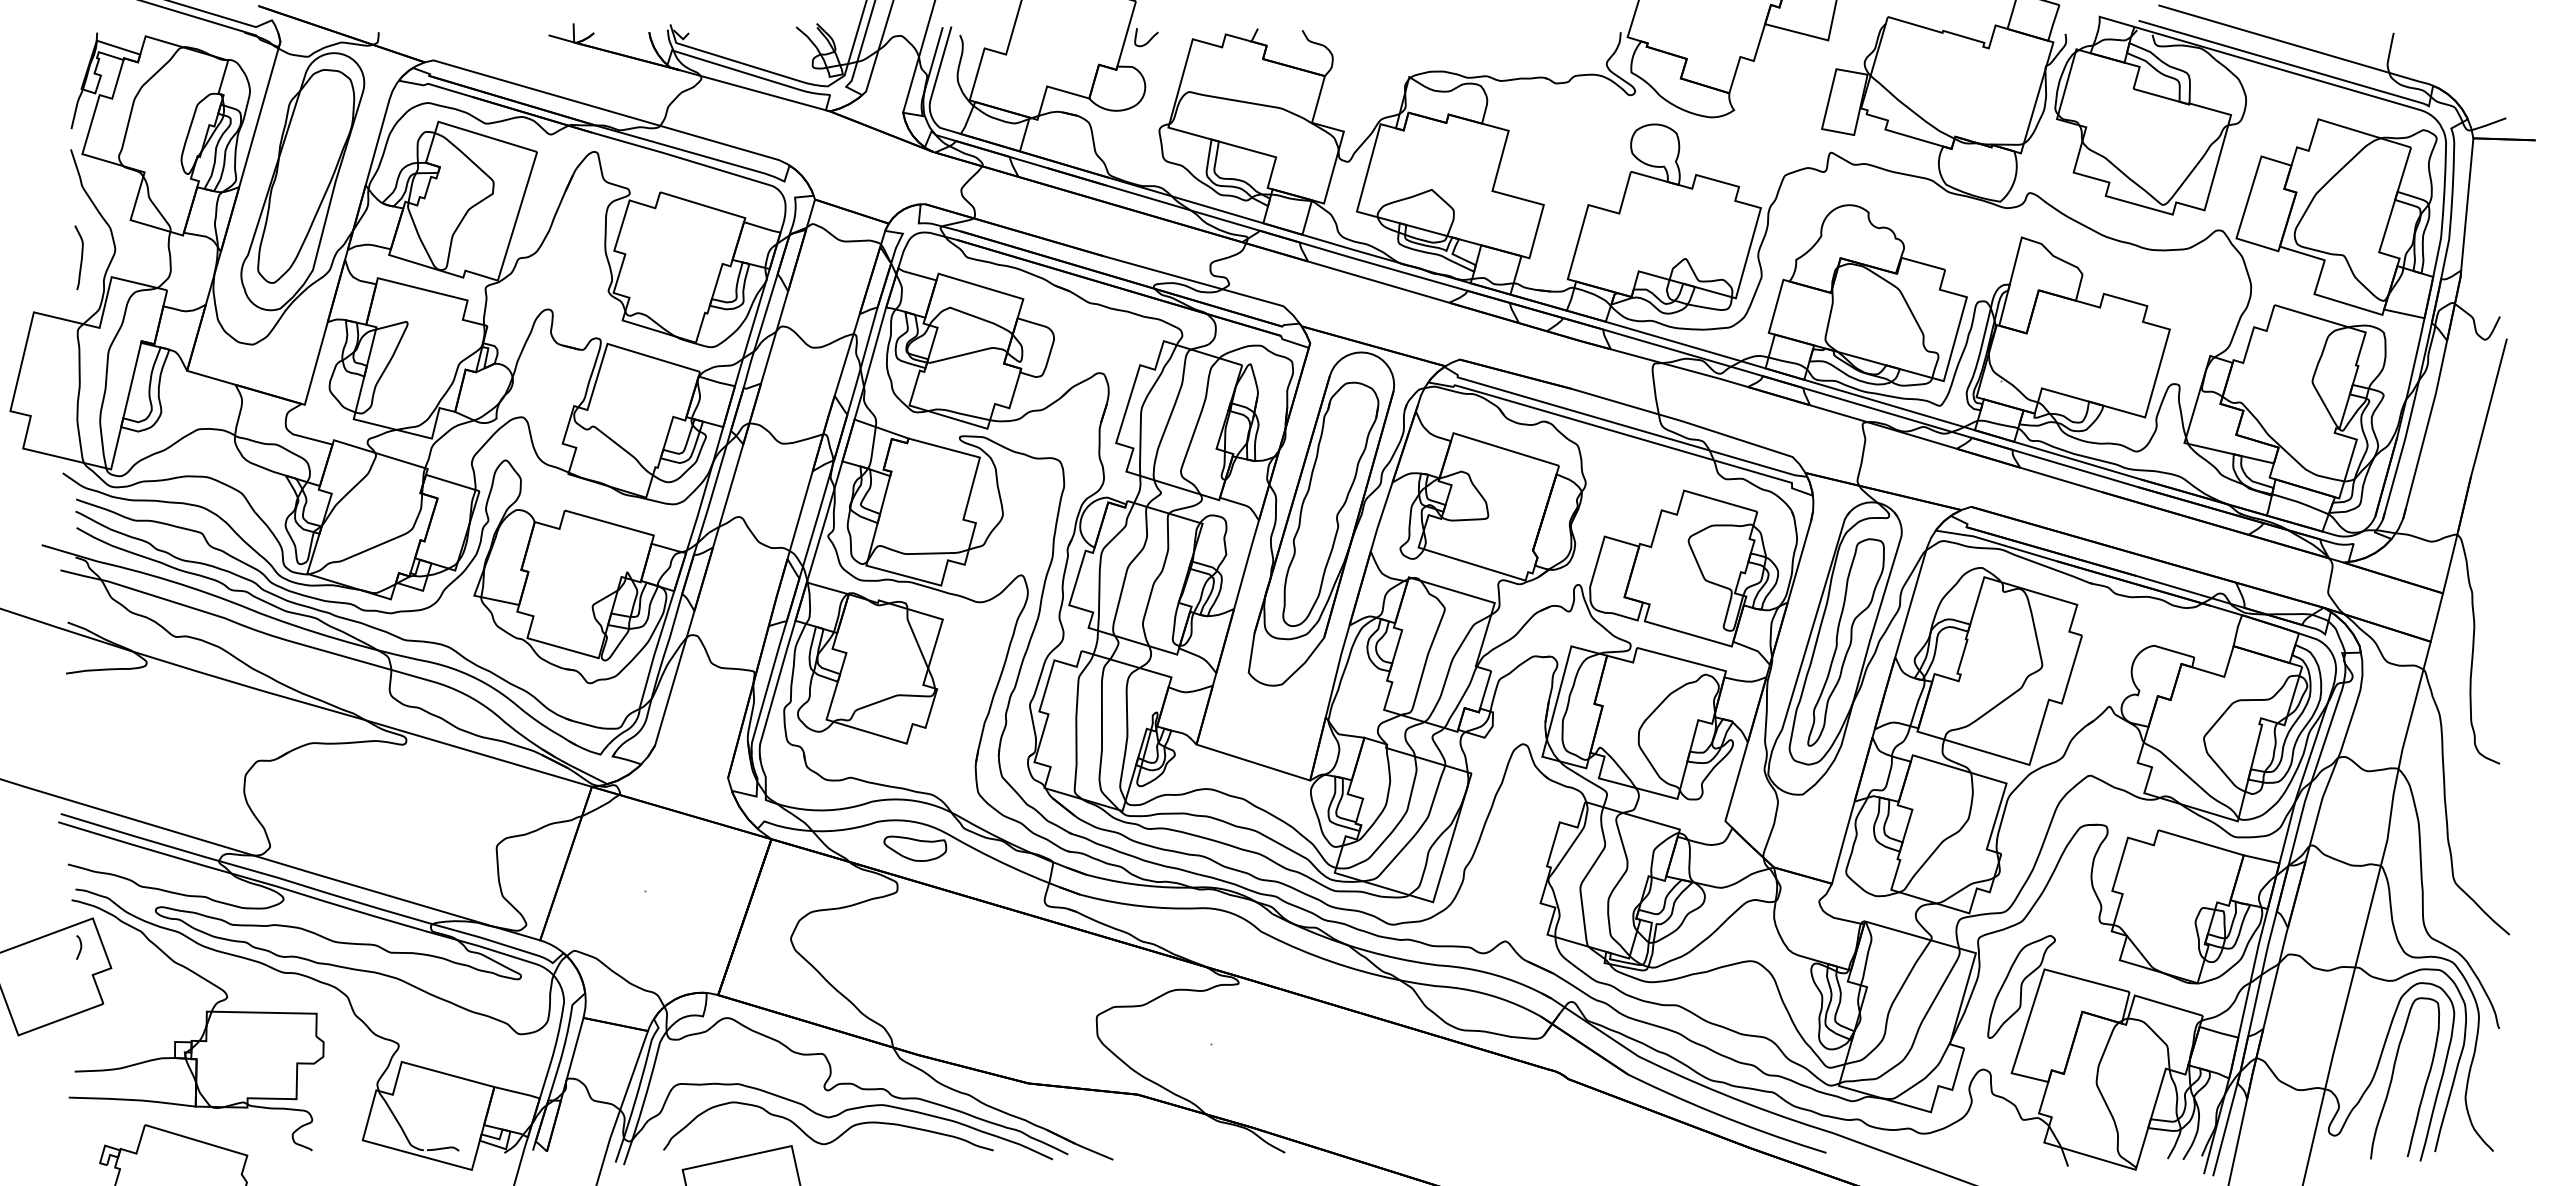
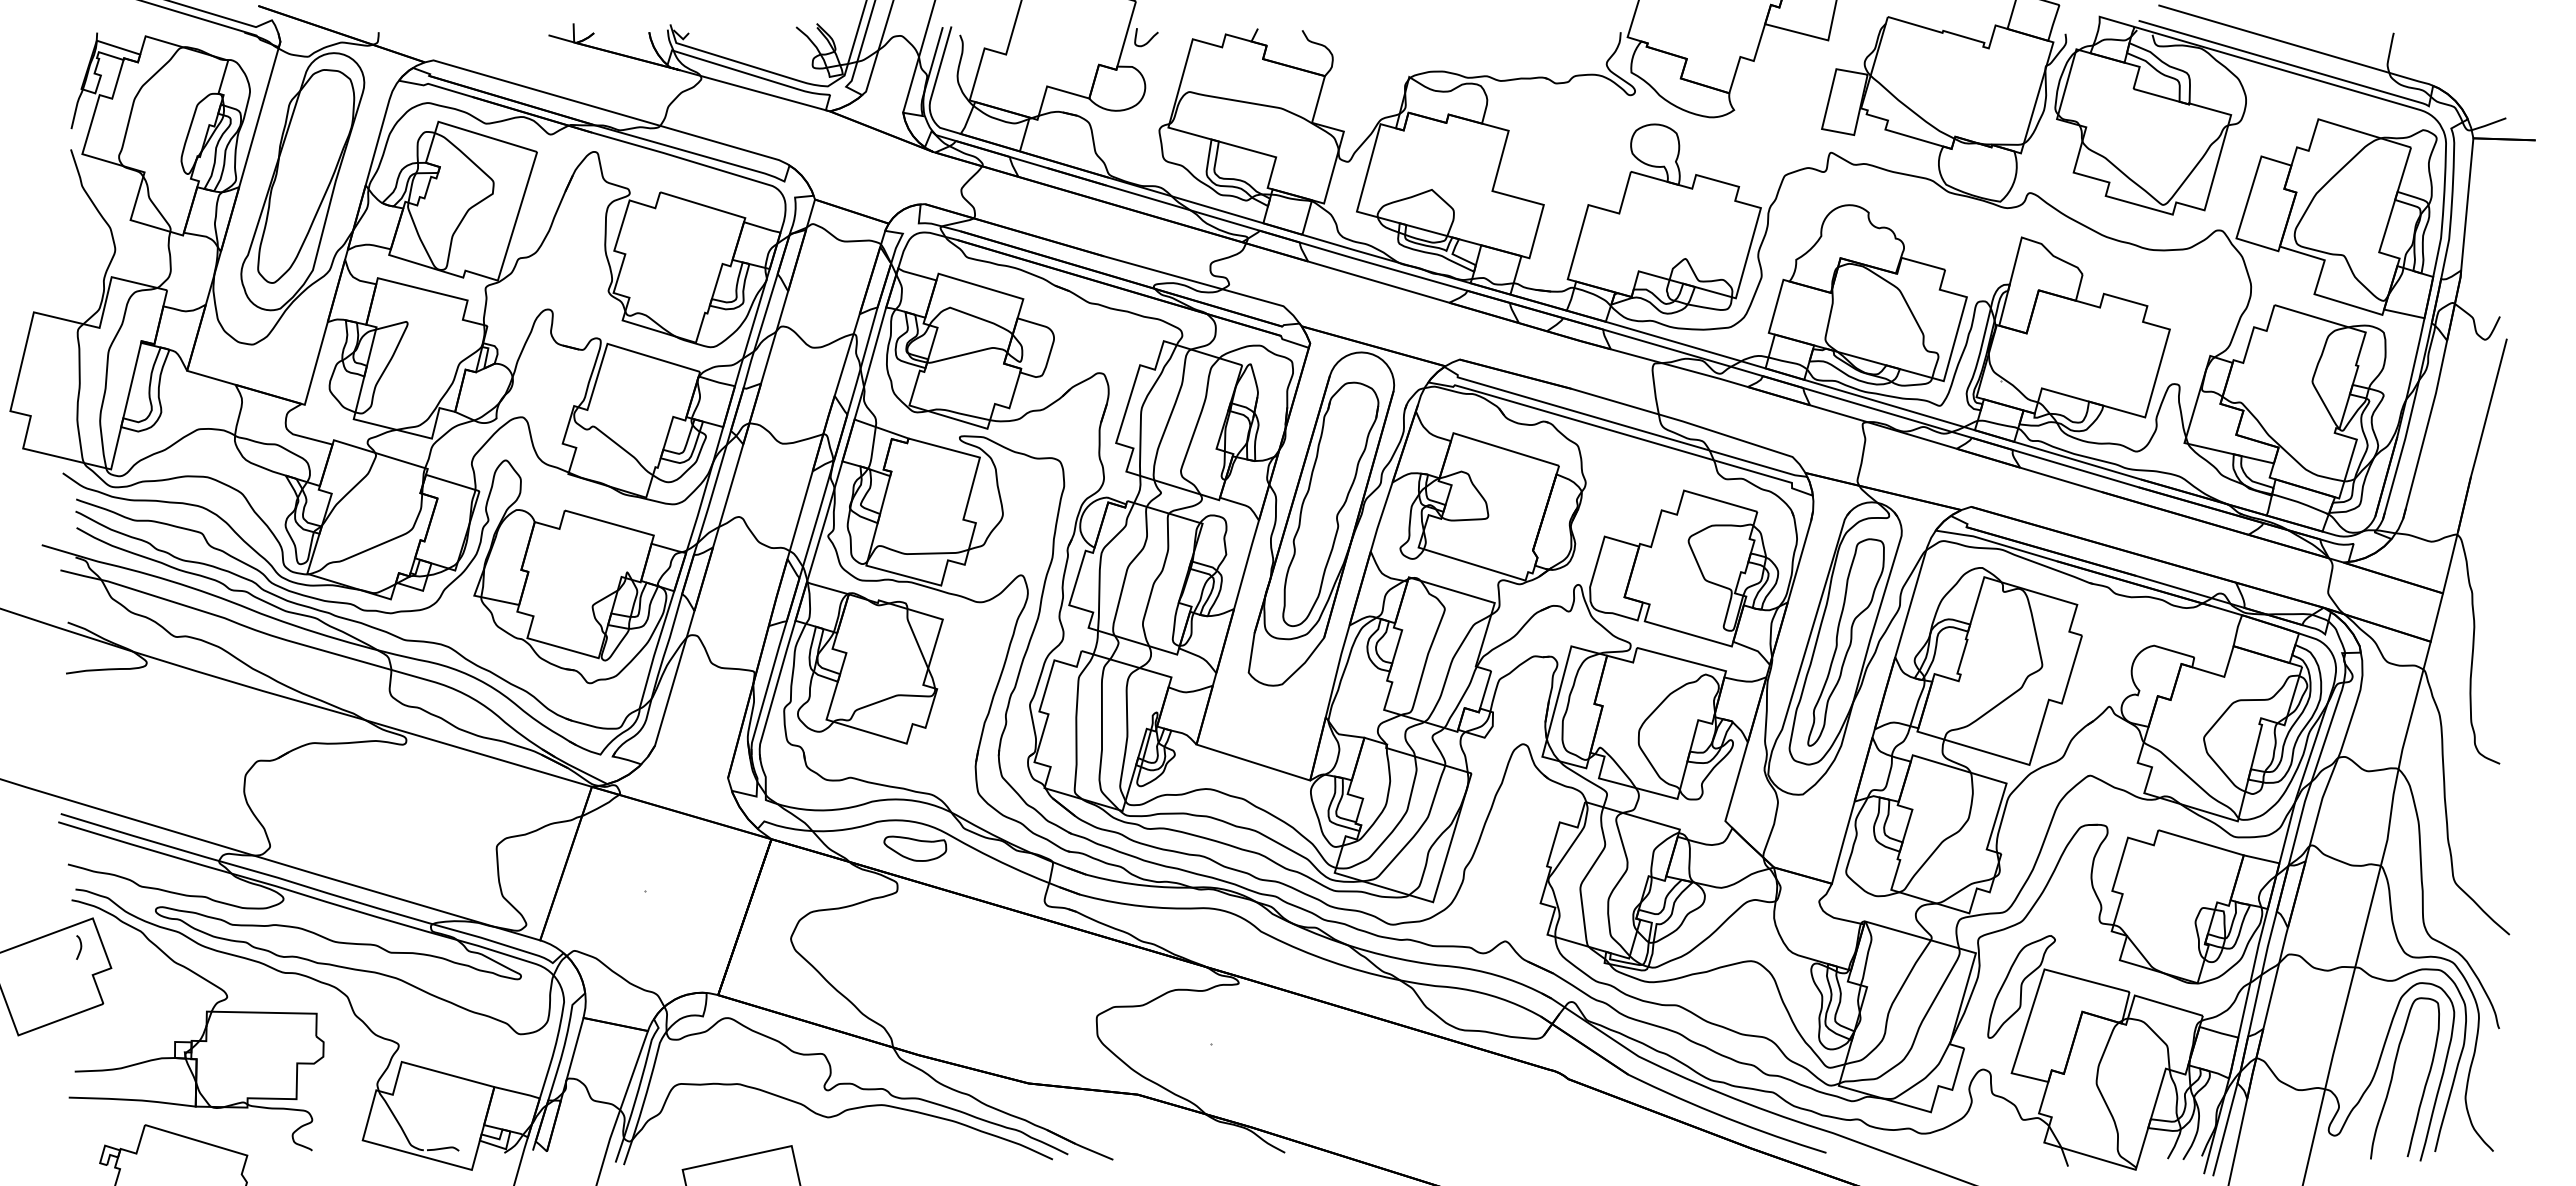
curve: present -> none (80, 259)
curve: present -> none (836, 1137)
